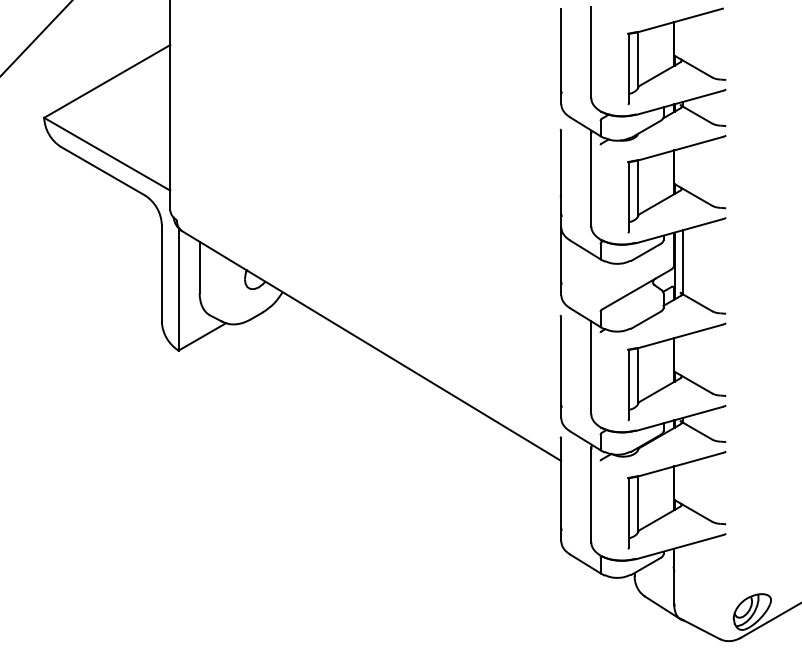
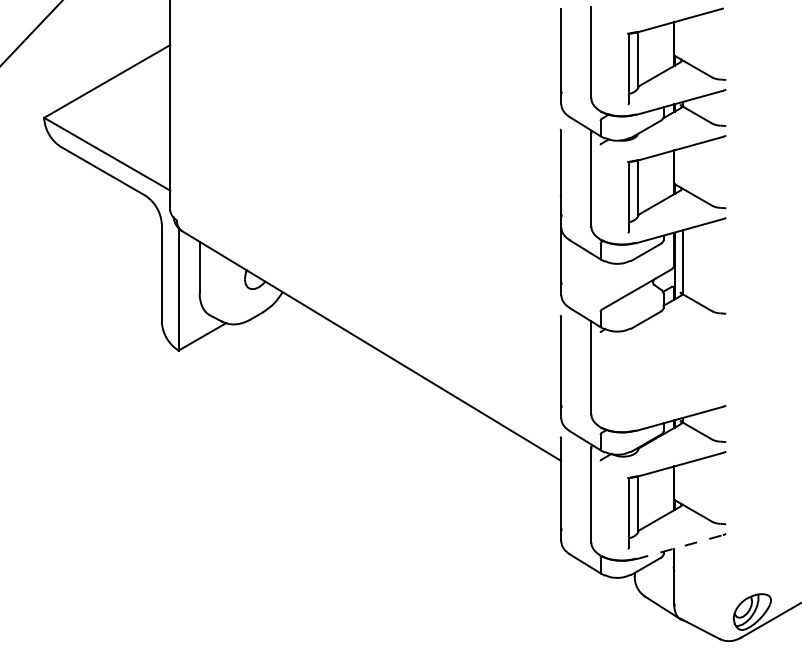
line position: (36, 38) -> (31, 32) (31, 32)
part: present -> none (676, 371)
line: solid -> dashed (679, 547)
